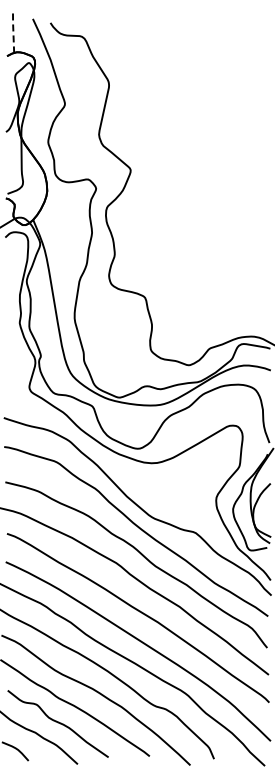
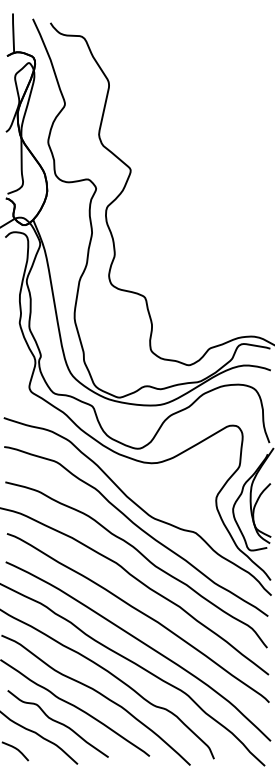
line: dashed -> solid (13, 32)
